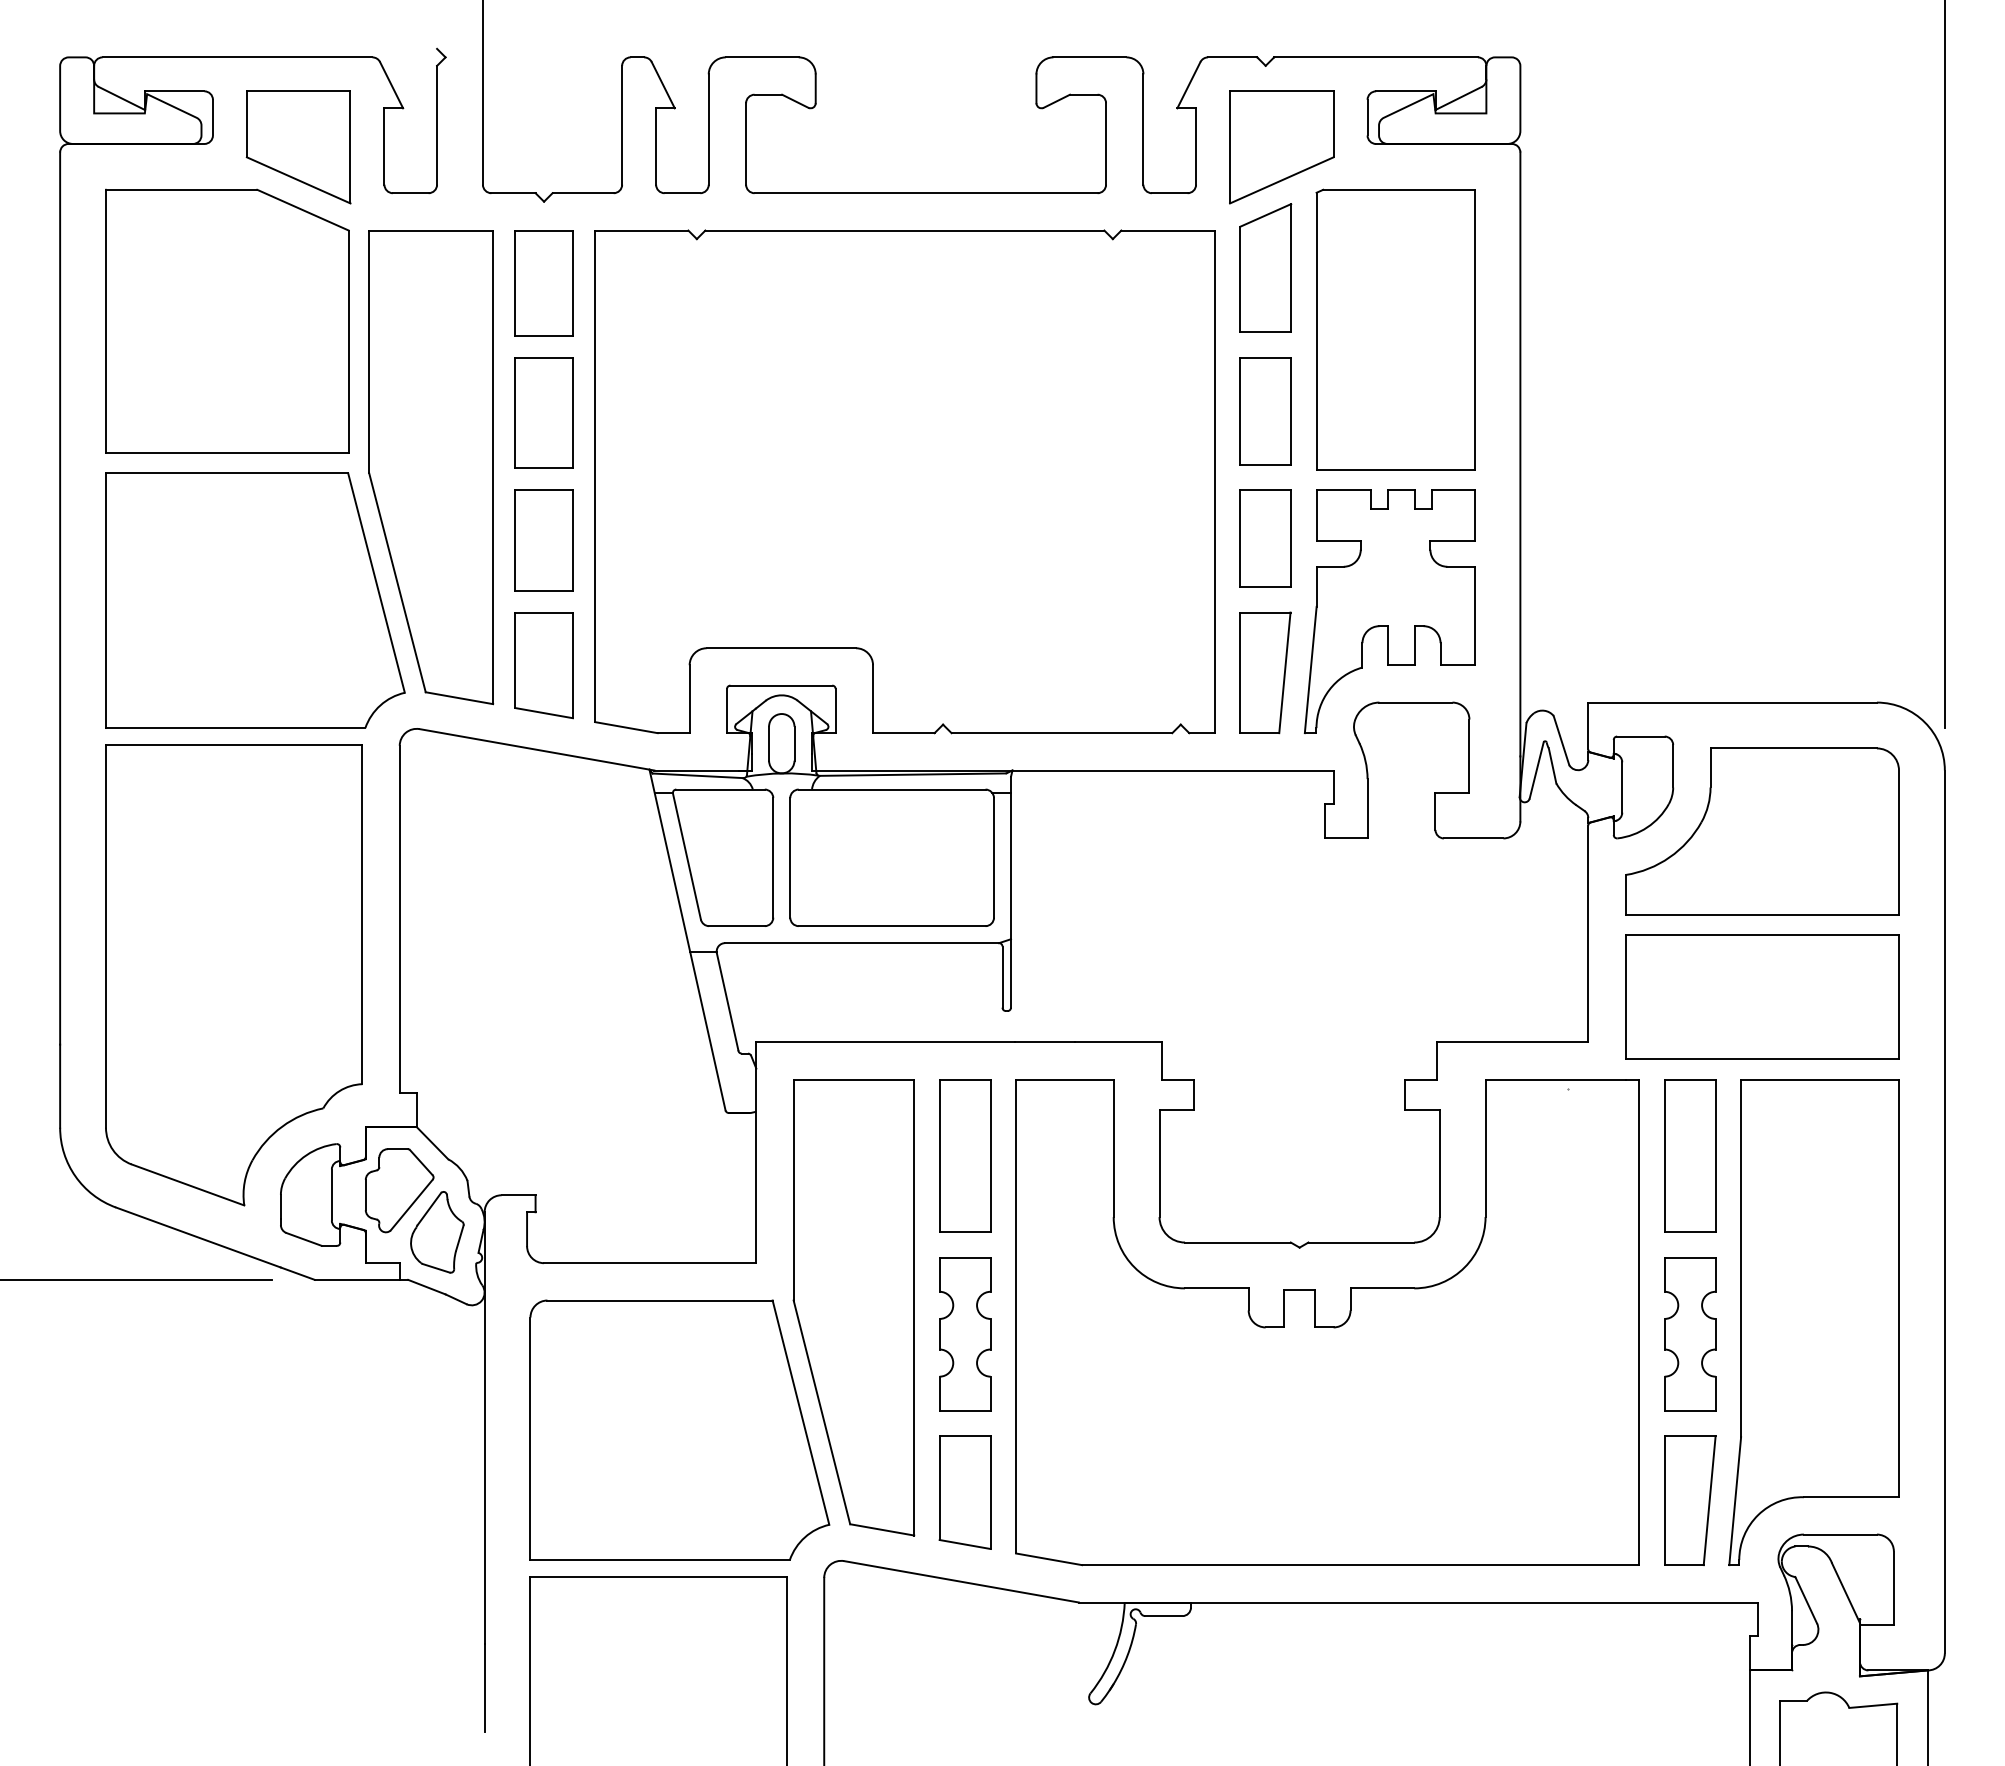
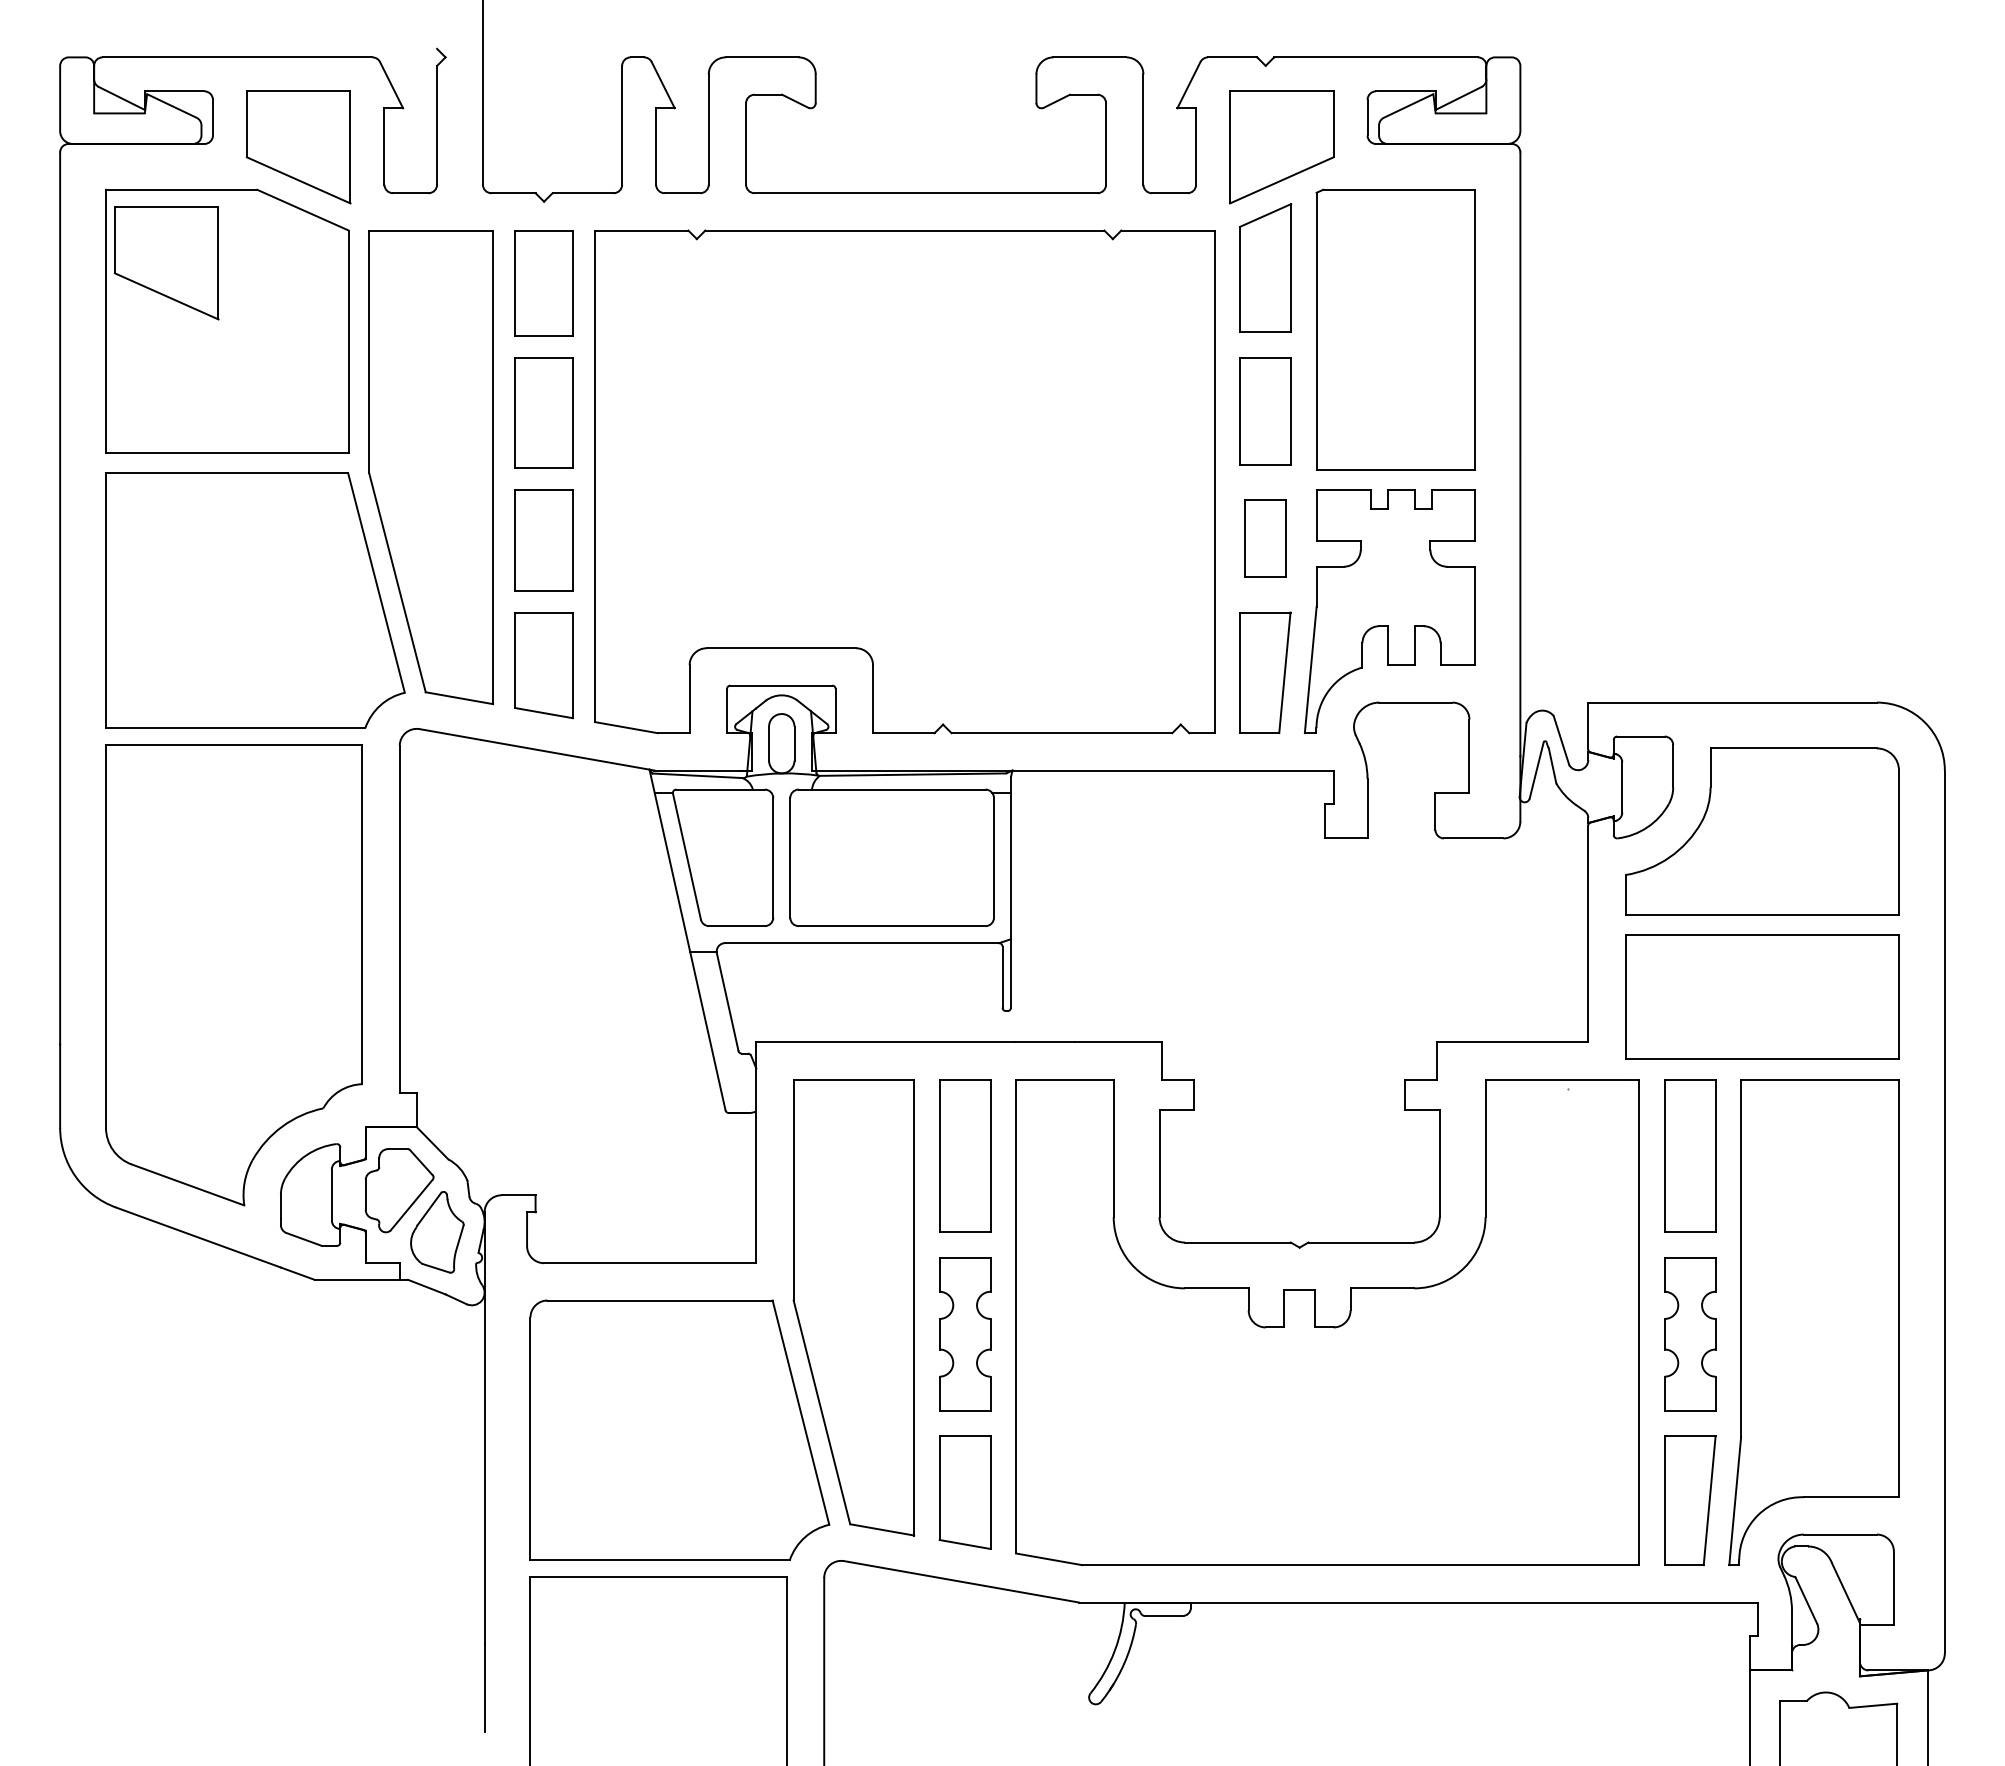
part: none -> present (166, 263)
line: present -> none (1944, 365)
part size: 53x99 px -> 43x79 px (1265, 538)
line: present -> none (137, 1279)
